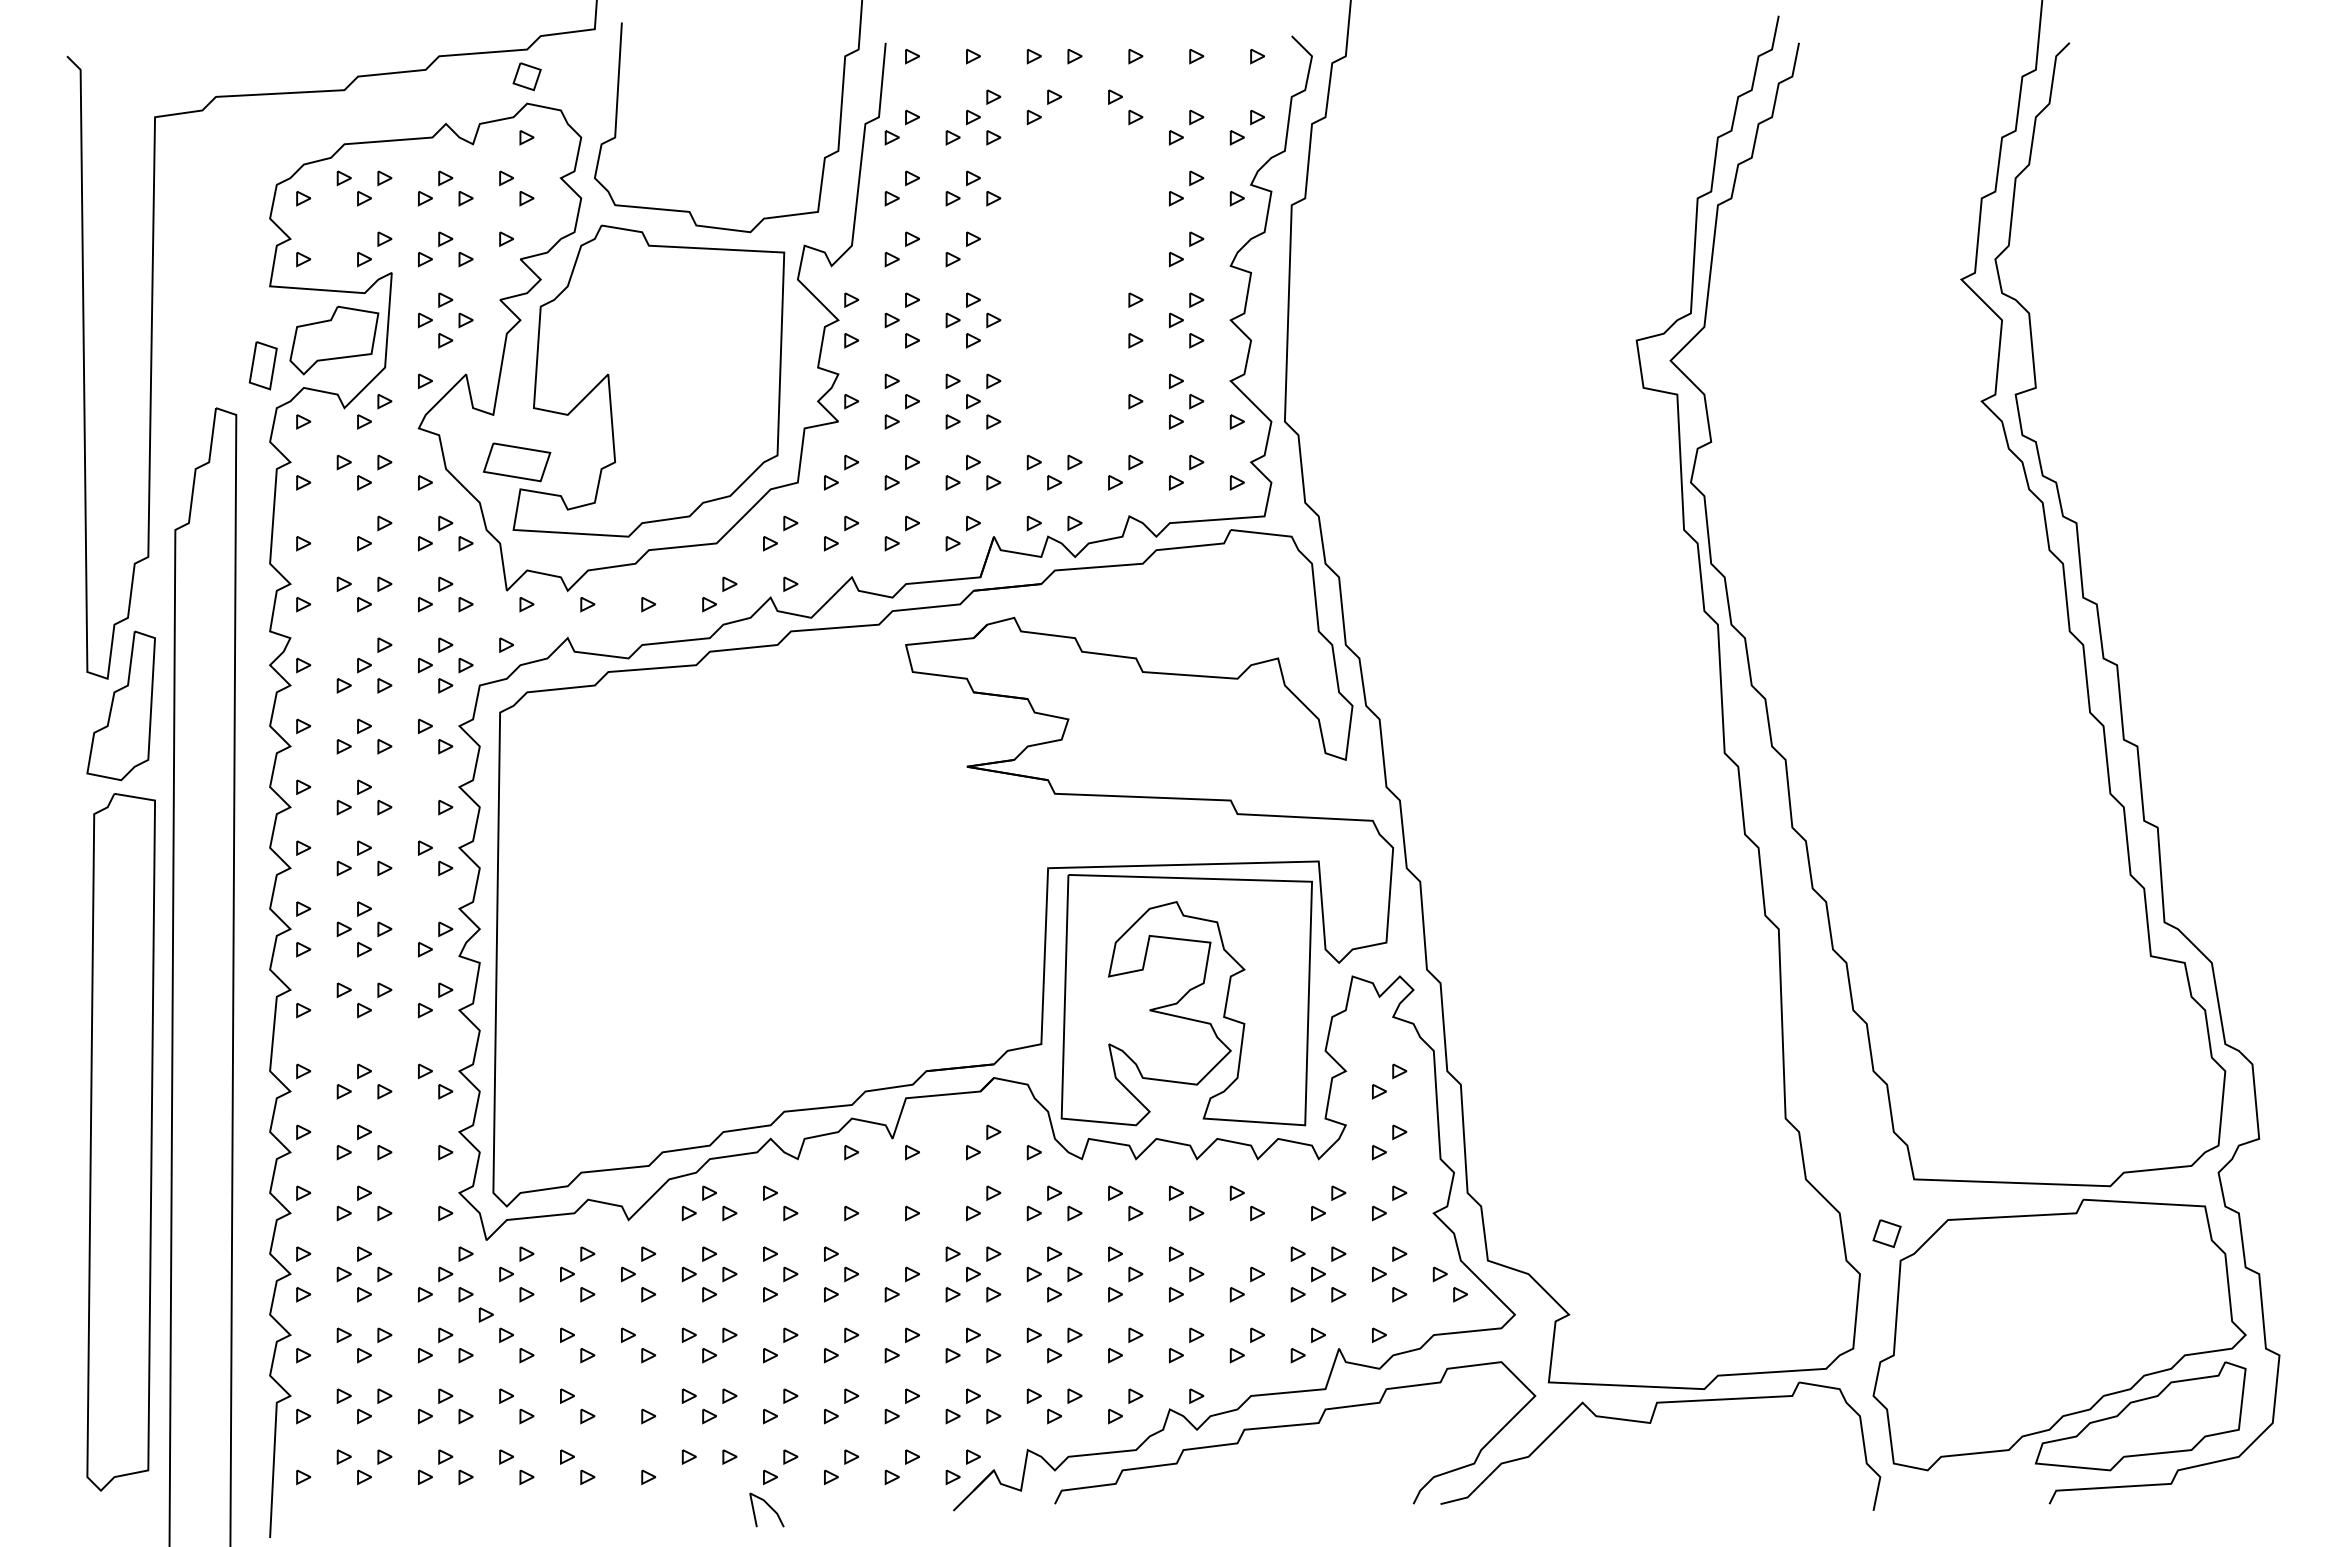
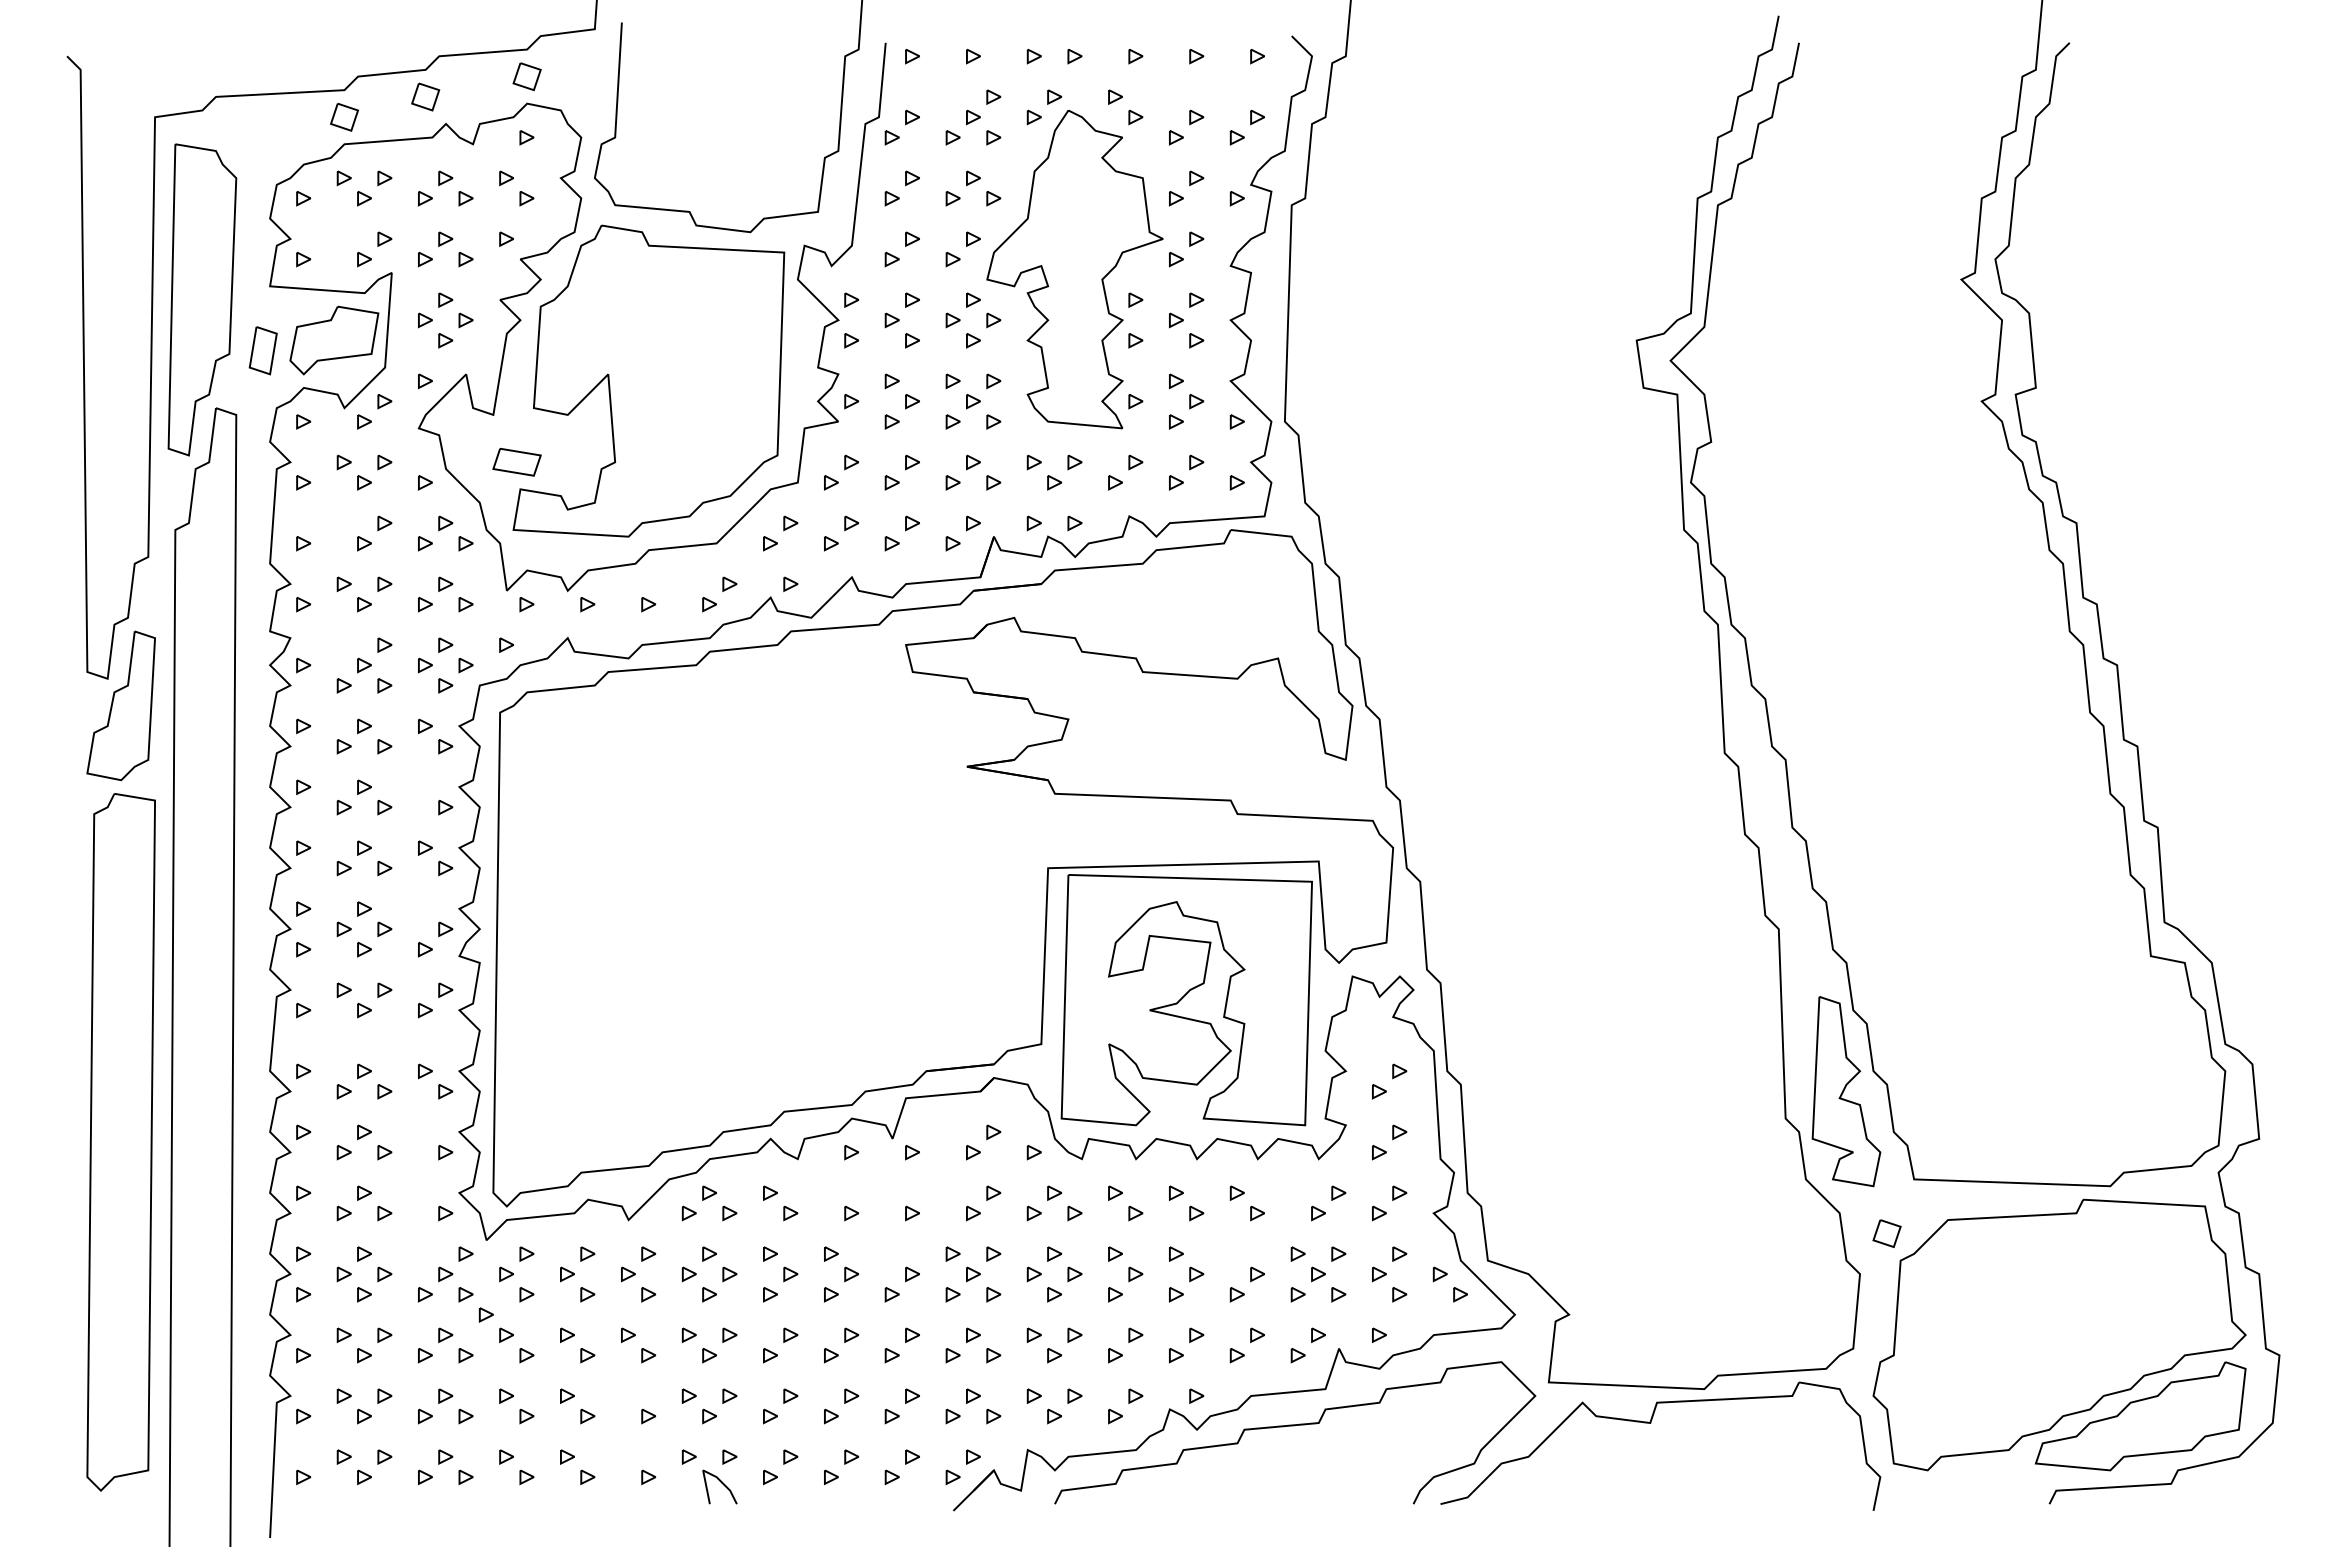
part: none -> present (425, 96)
part: none -> present (344, 117)
part: none -> present (1074, 269)
part: none -> present (202, 299)
part position: (262, 365) -> (262, 350) (262, 350)
part size: 70x41 px -> 50x30 px (516, 461)
part: none -> present (1846, 1091)
line position: (768, 1506) -> (721, 1483) (721, 1483)
